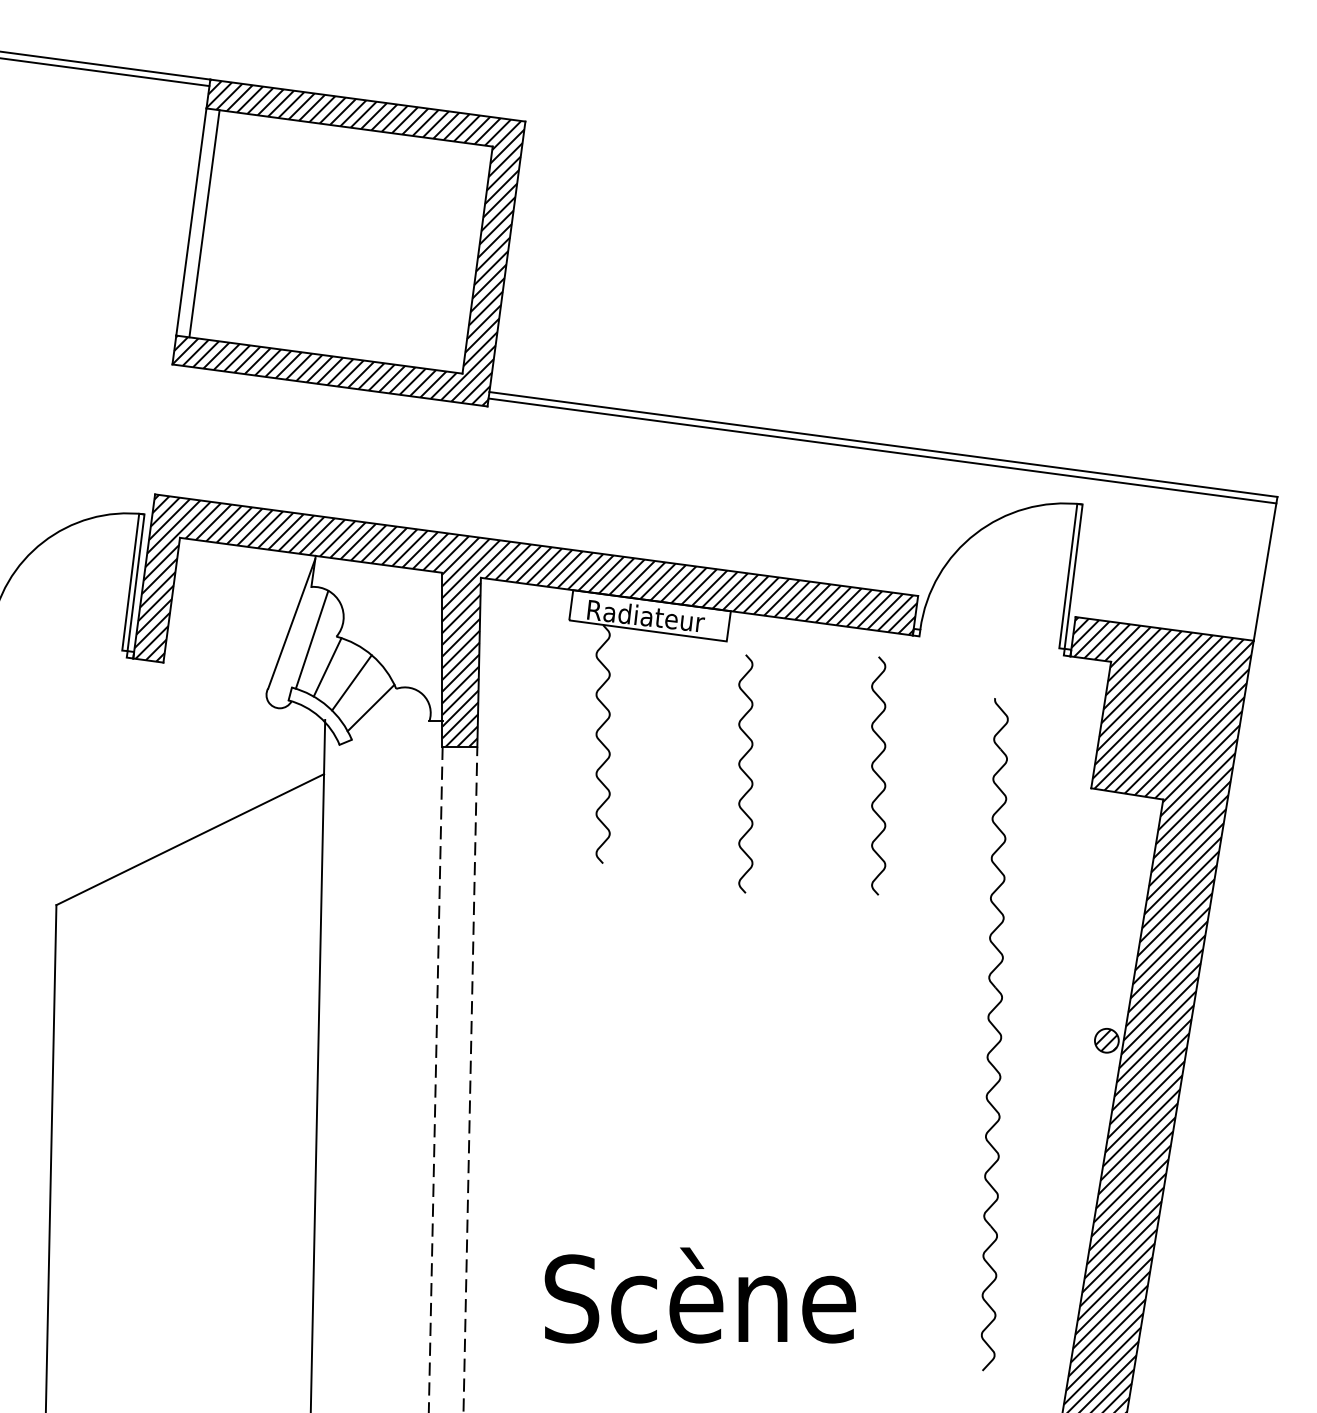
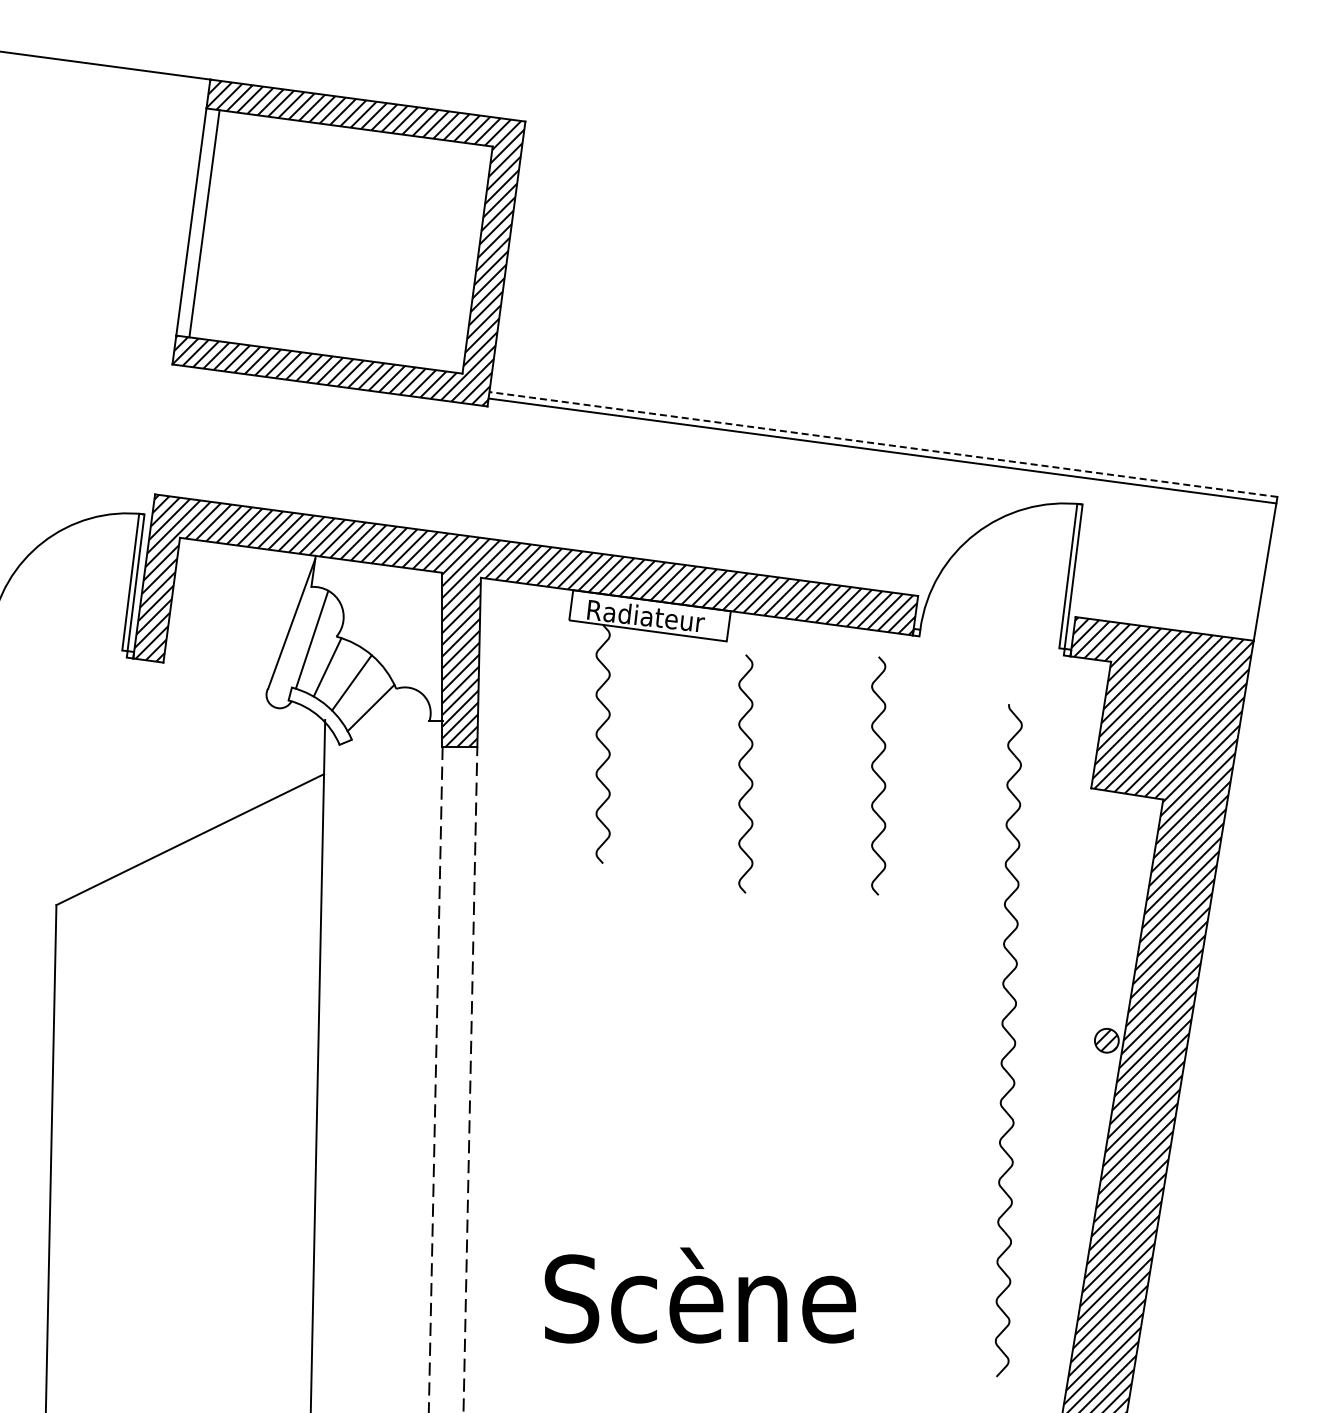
line: present -> none (105, 72)
line: solid -> dashed (883, 444)
part position: (994, 1034) -> (1008, 1040) (1008, 1040)
